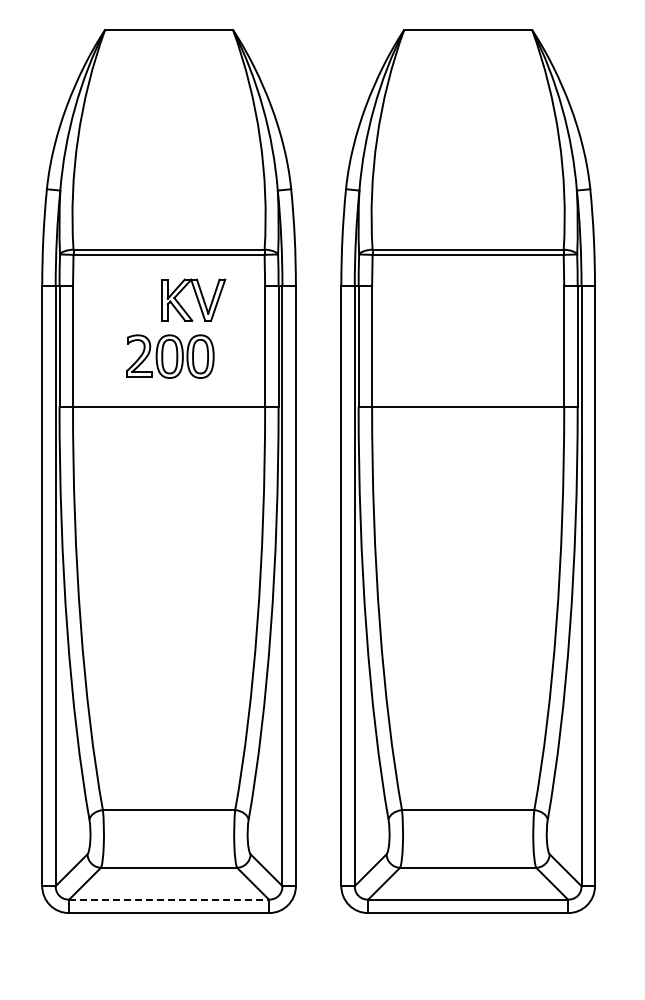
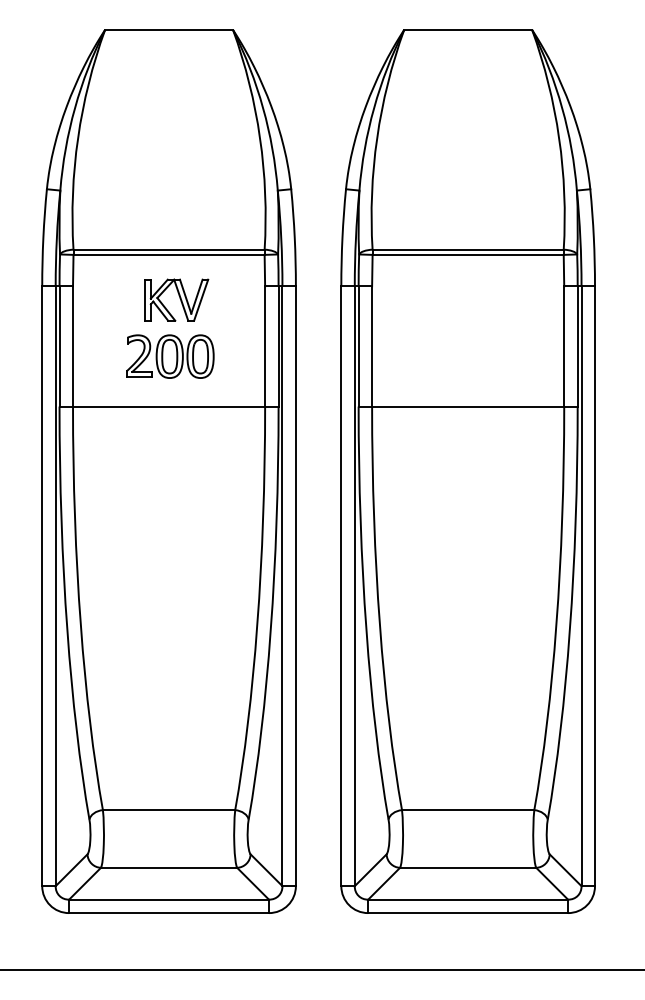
part position: (193, 299) -> (176, 299) (176, 299)
line: dashed -> solid (169, 899)
line: none -> present (321, 969)
